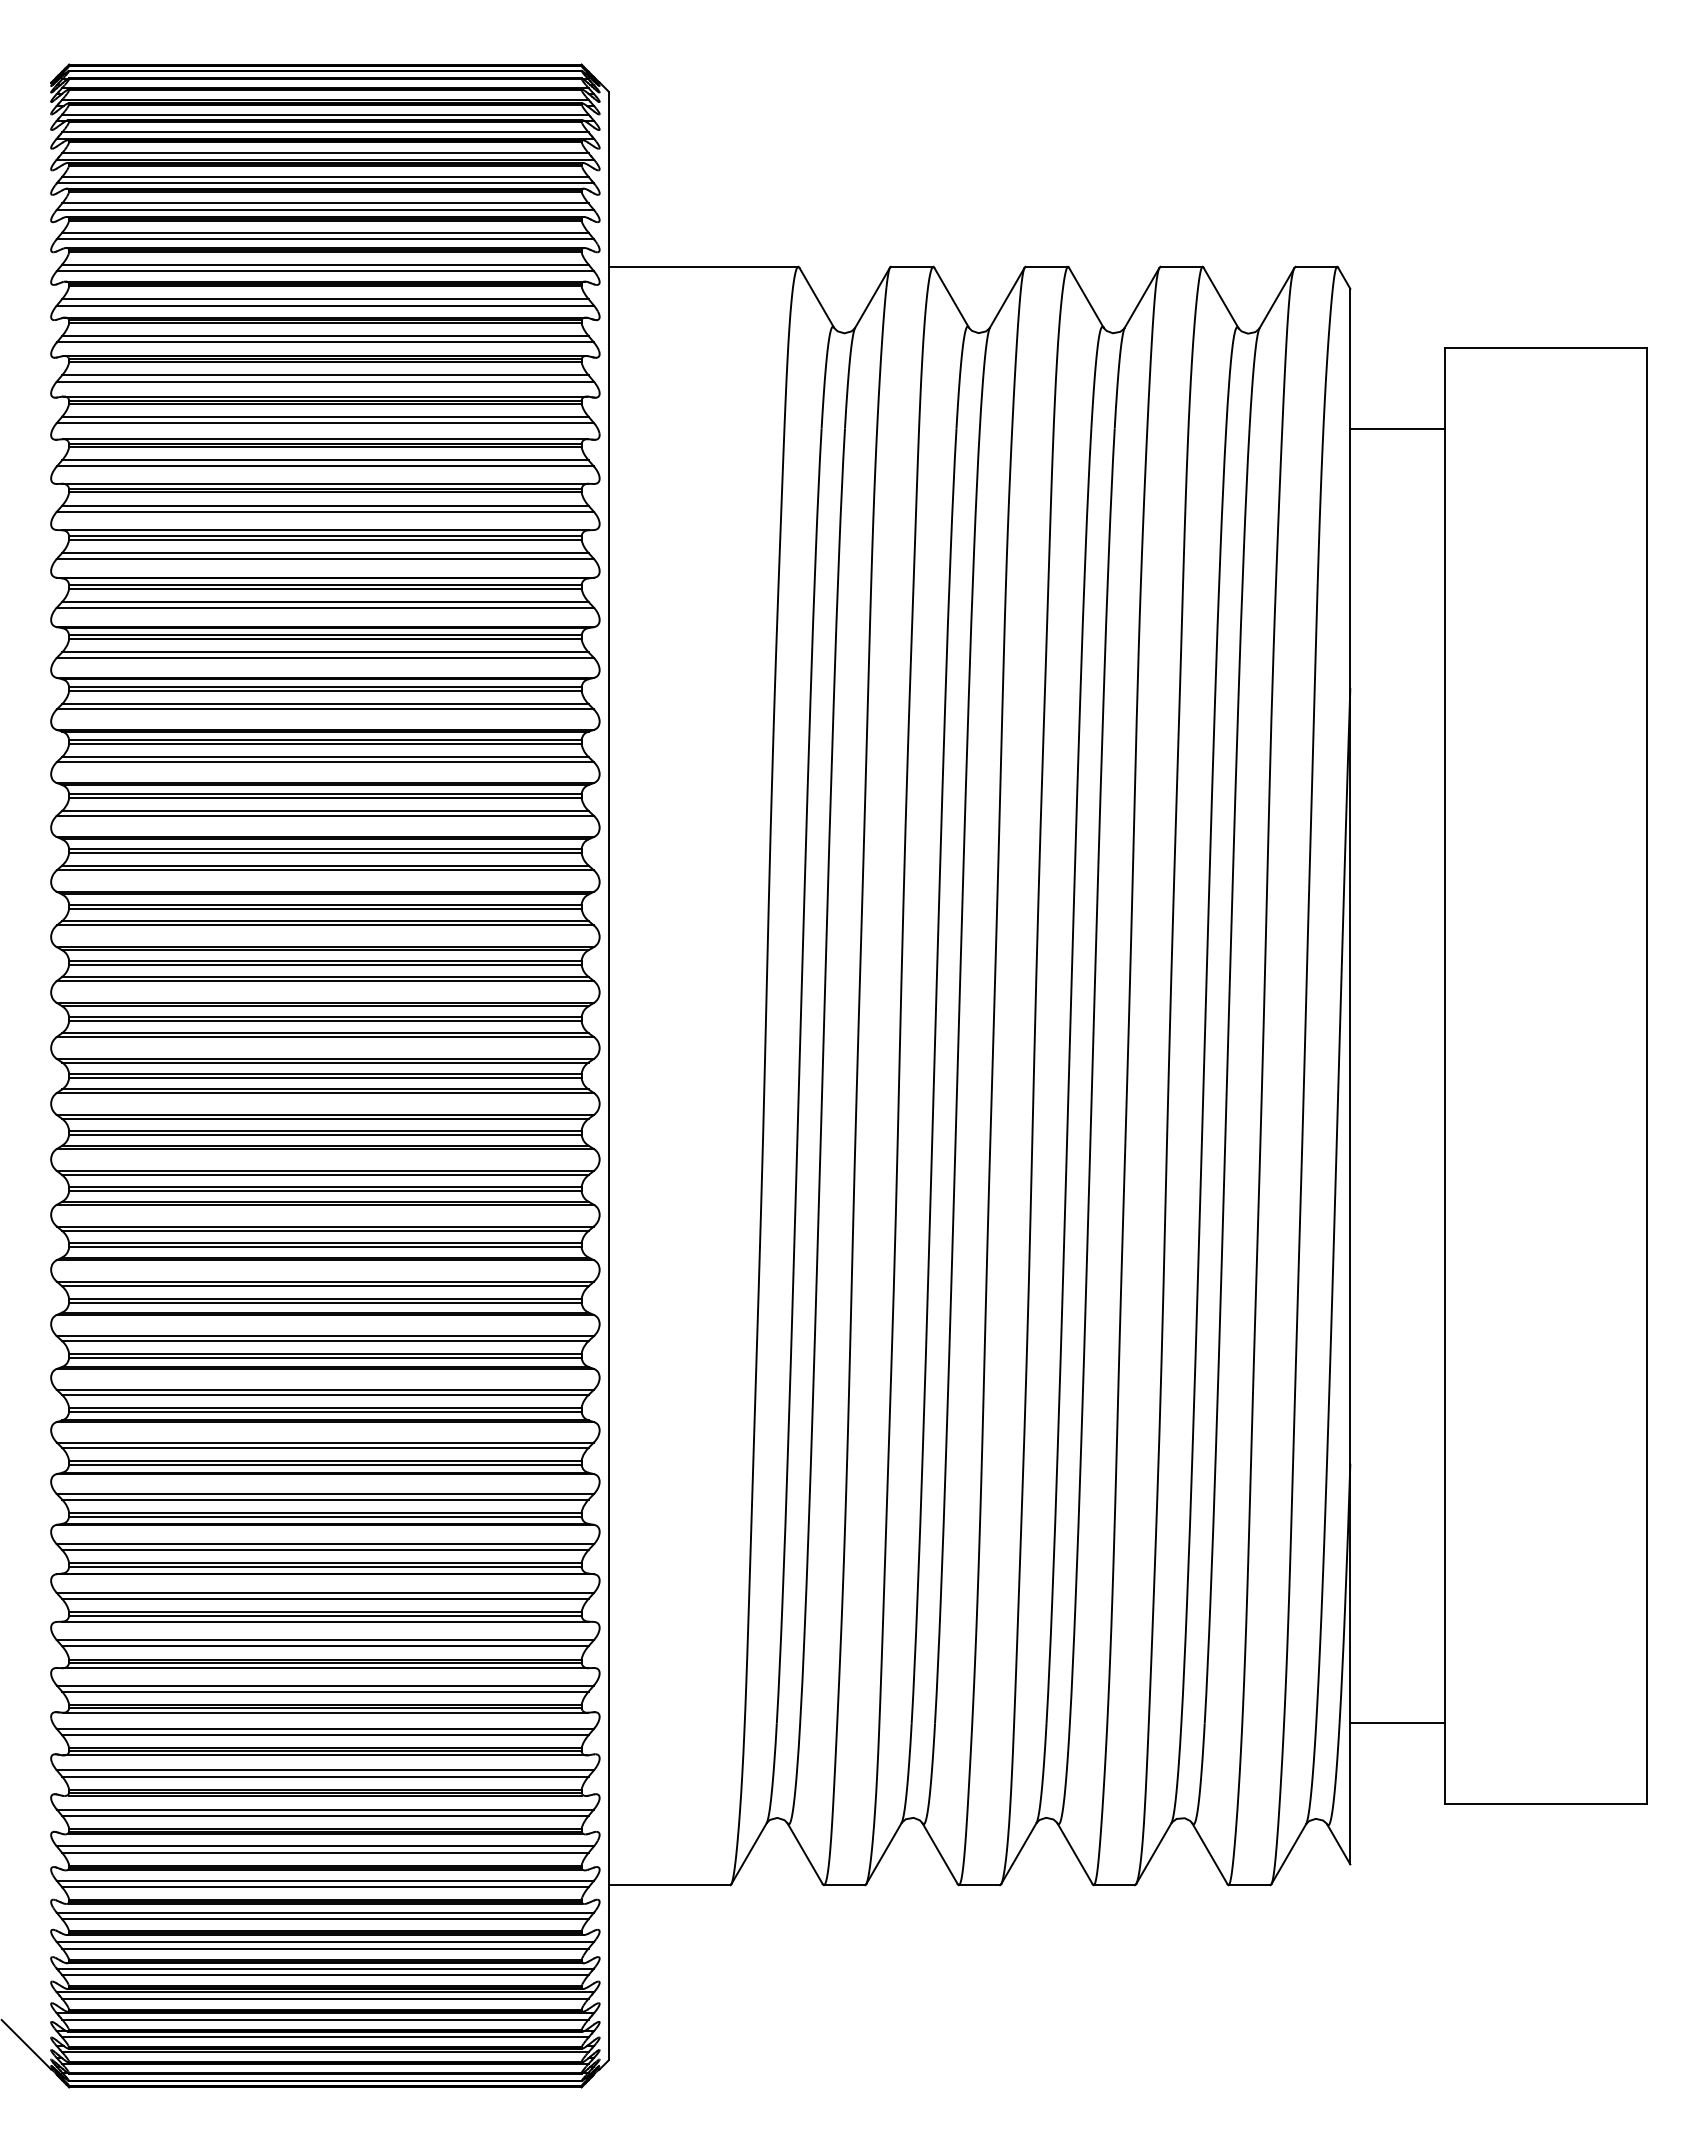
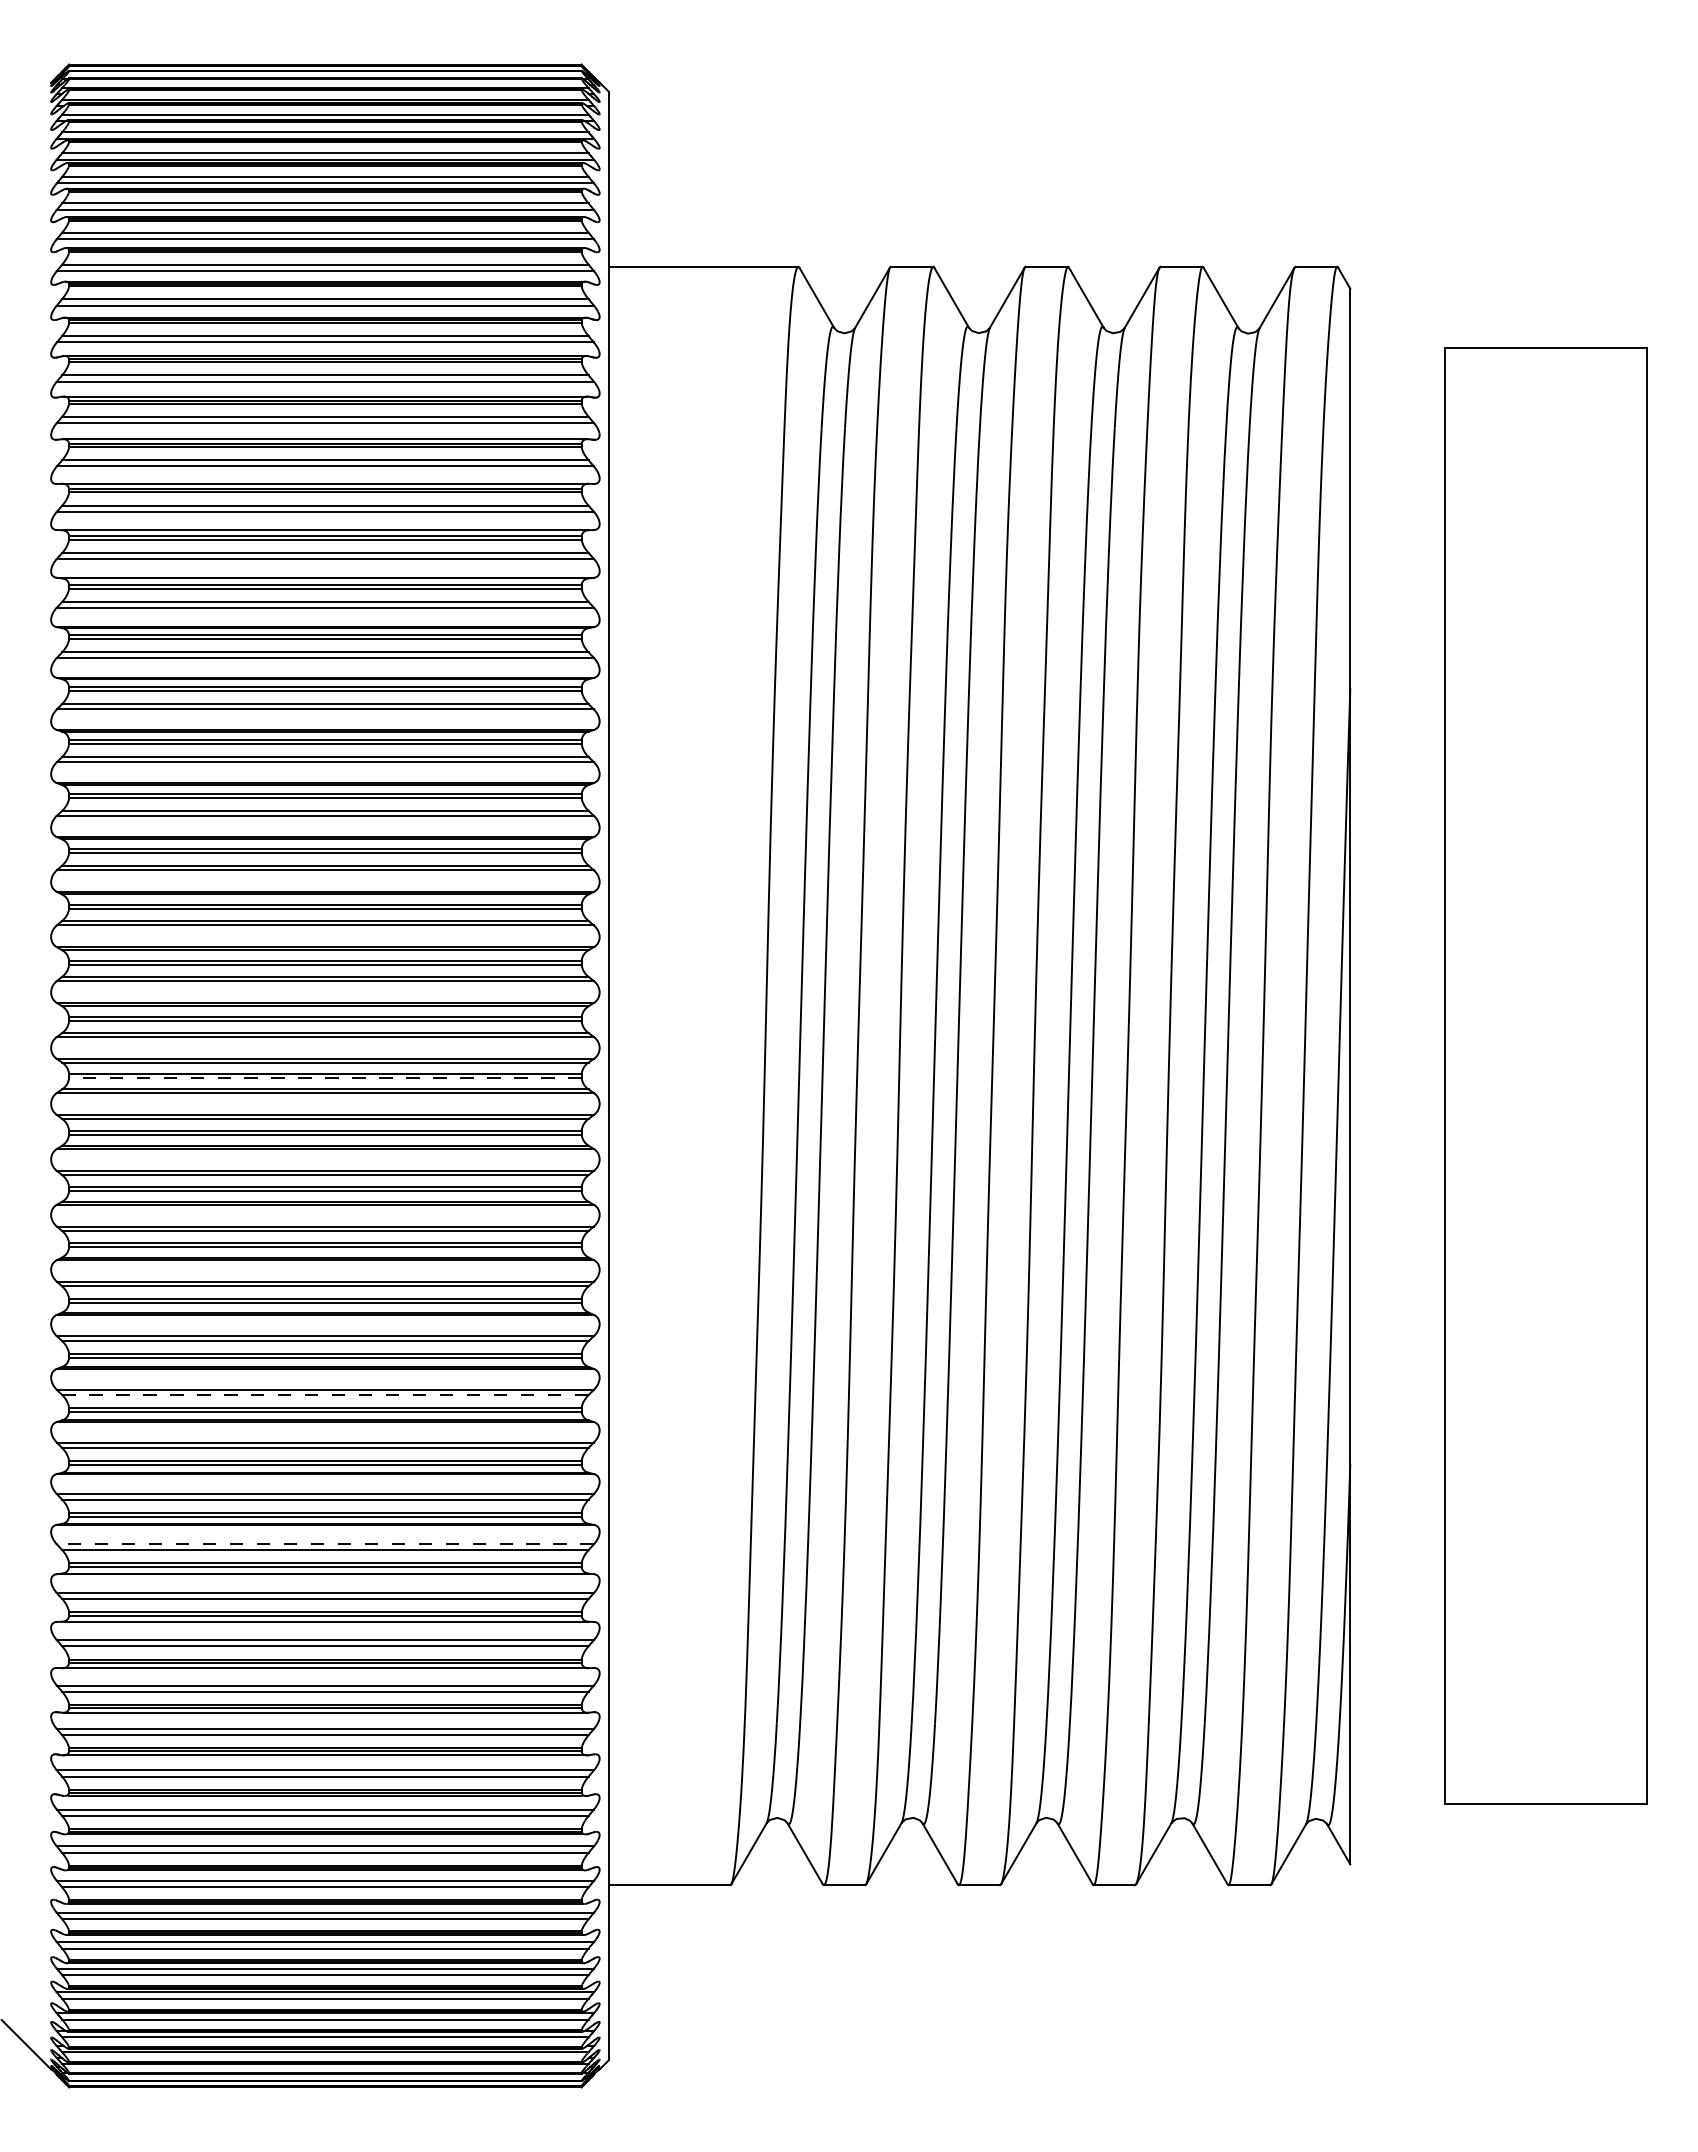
line: present -> none (1397, 428)
line: solid -> dashed (324, 1078)
line: solid -> dashed (325, 1395)
line: solid -> dashed (325, 1544)
line: present -> none (1397, 1723)
